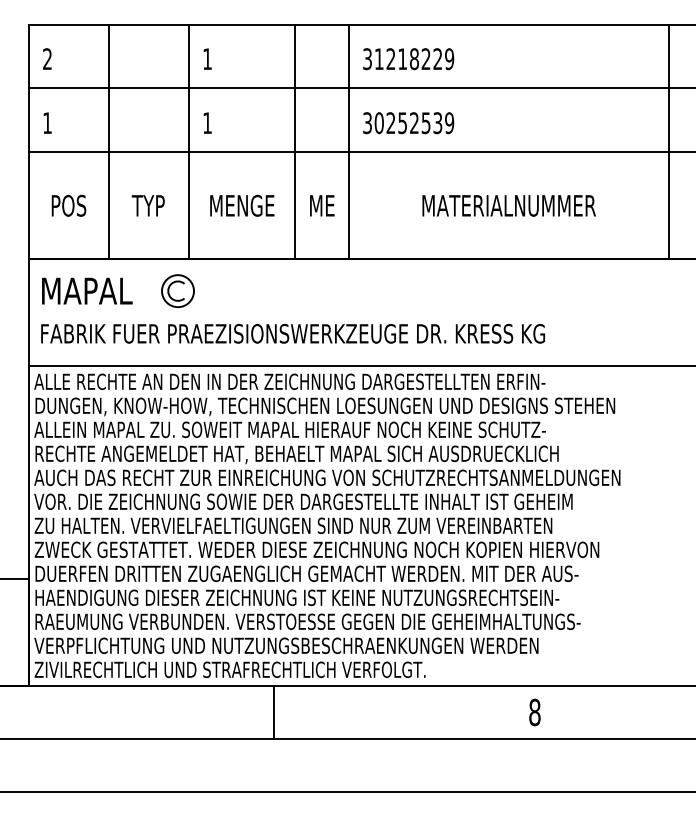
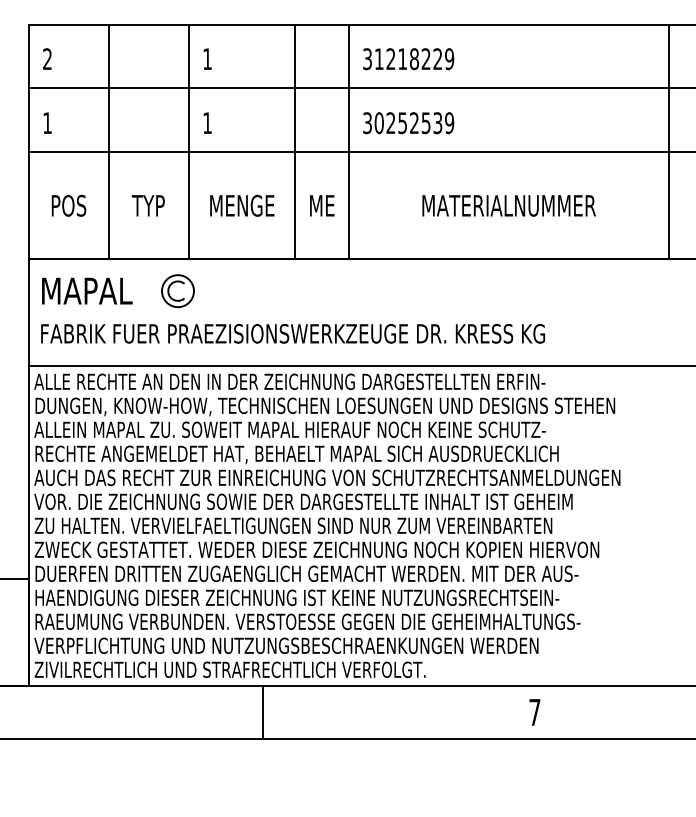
line position: (274, 712) -> (263, 712) (263, 712)
text: 8 -> 7 (534, 712)
line: present -> none (347, 792)
